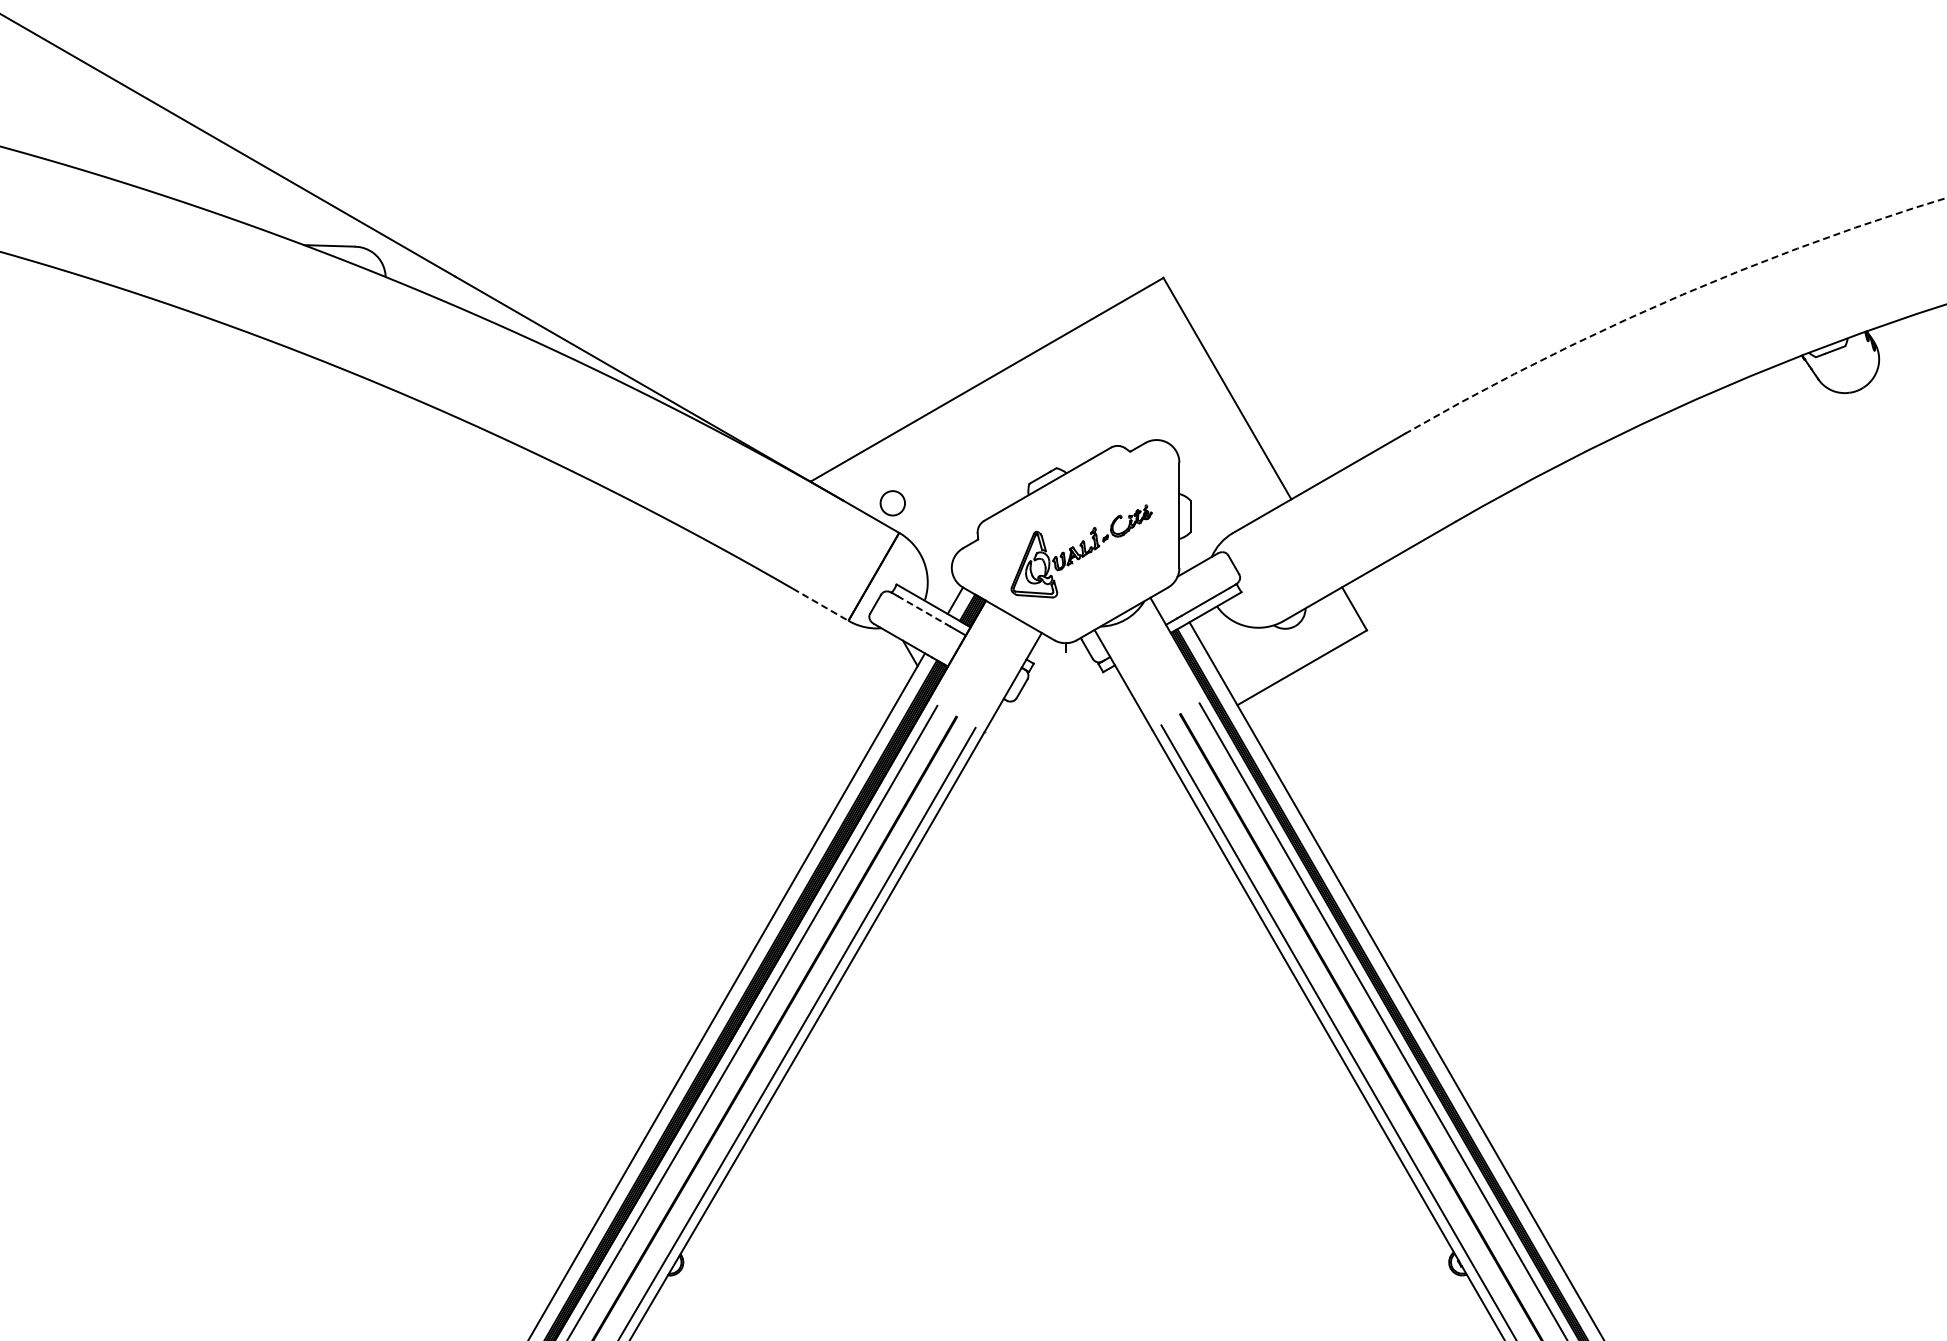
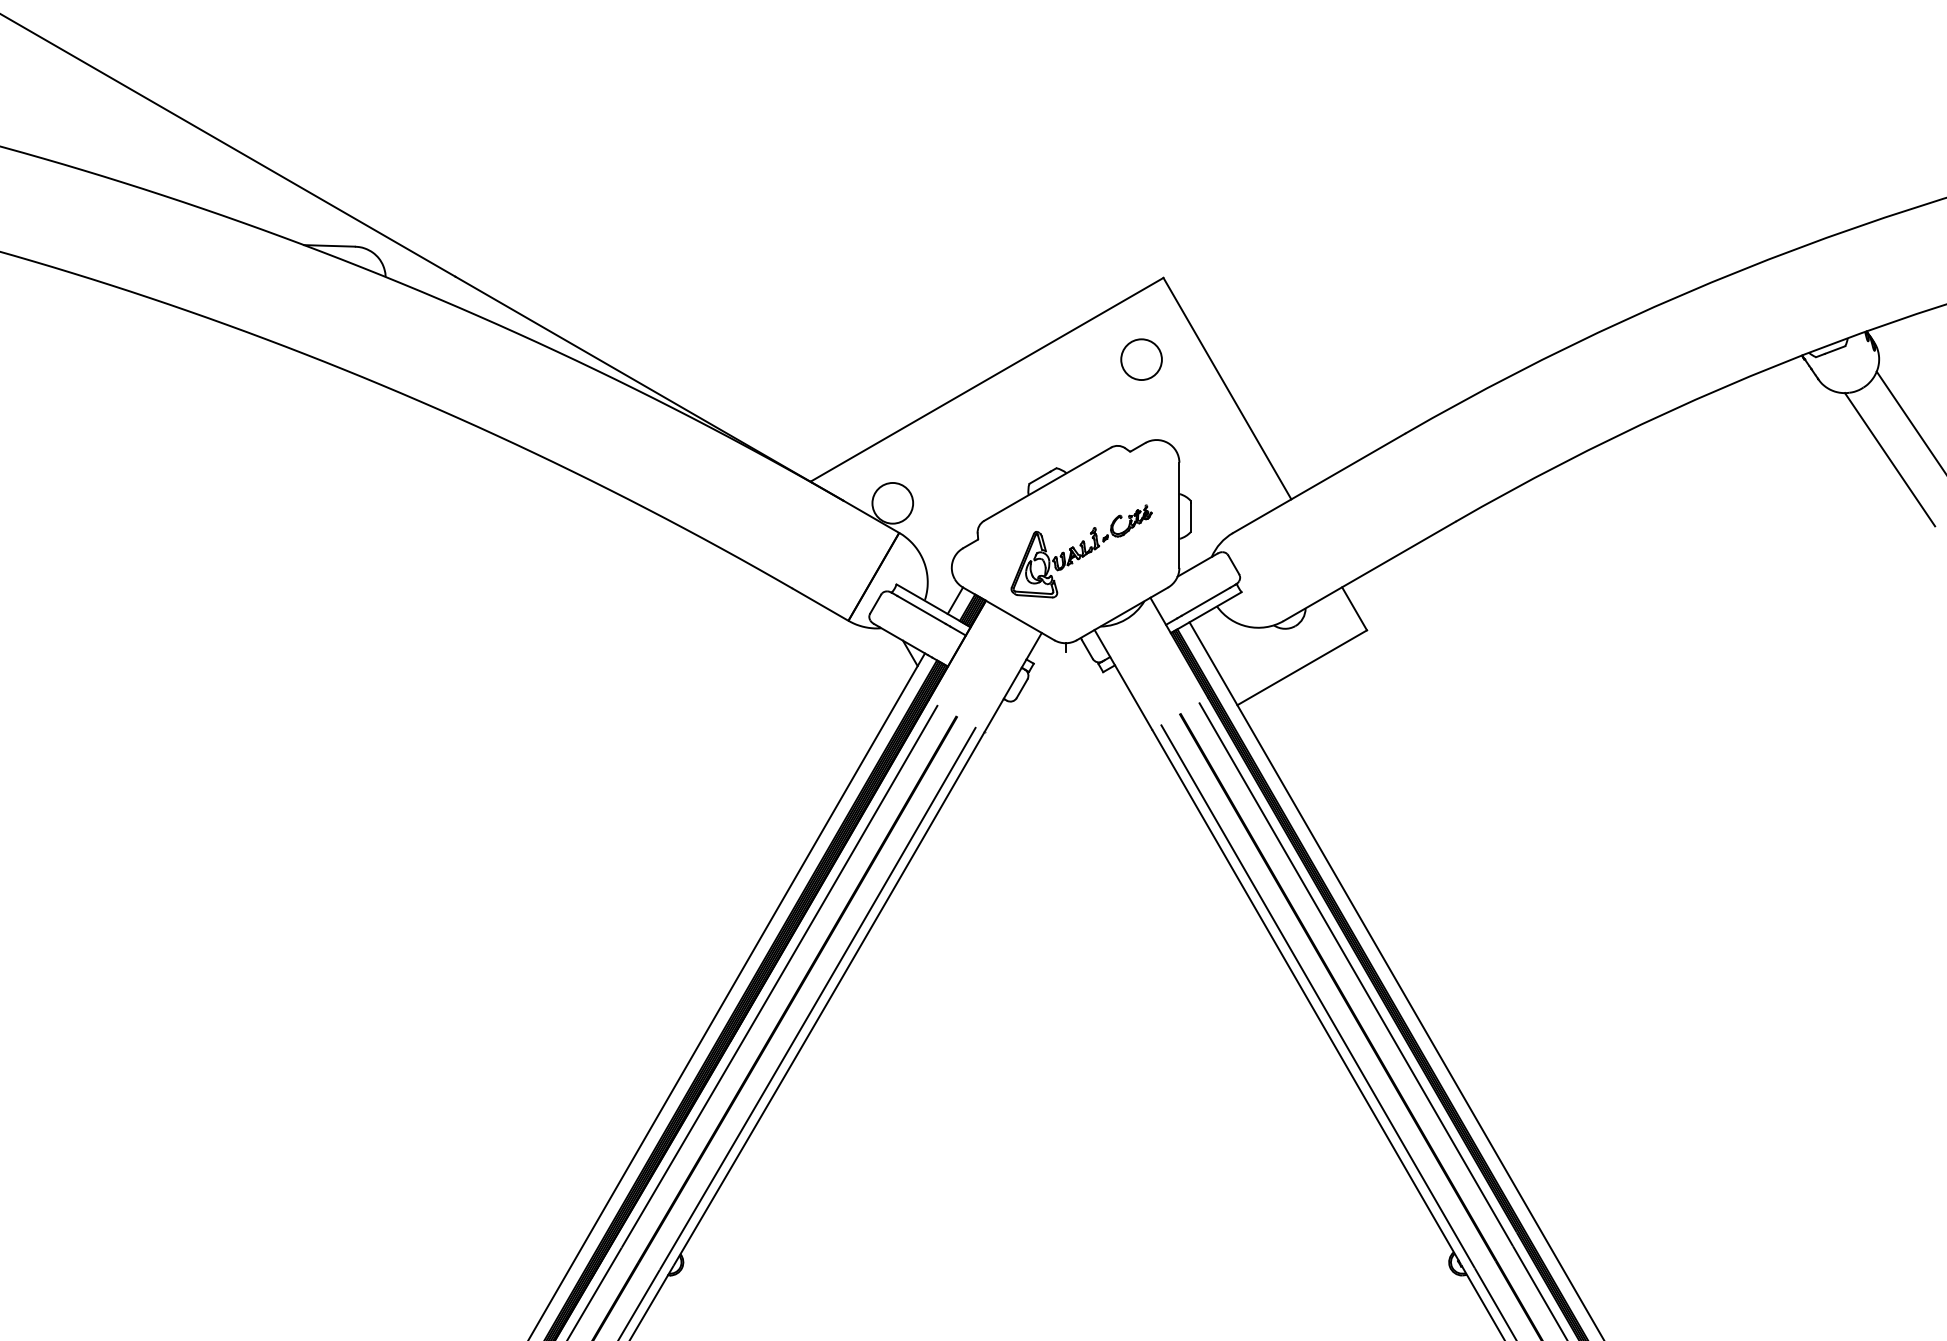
arc: dashed -> solid (1668, 301)
circle: none -> present (1141, 359)
line: none -> present (1909, 420)
line: none -> present (1889, 459)
circle diameter: 24 px -> 41 px (892, 502)
line: dashed -> solid (821, 605)
line: dashed -> solid (922, 610)
